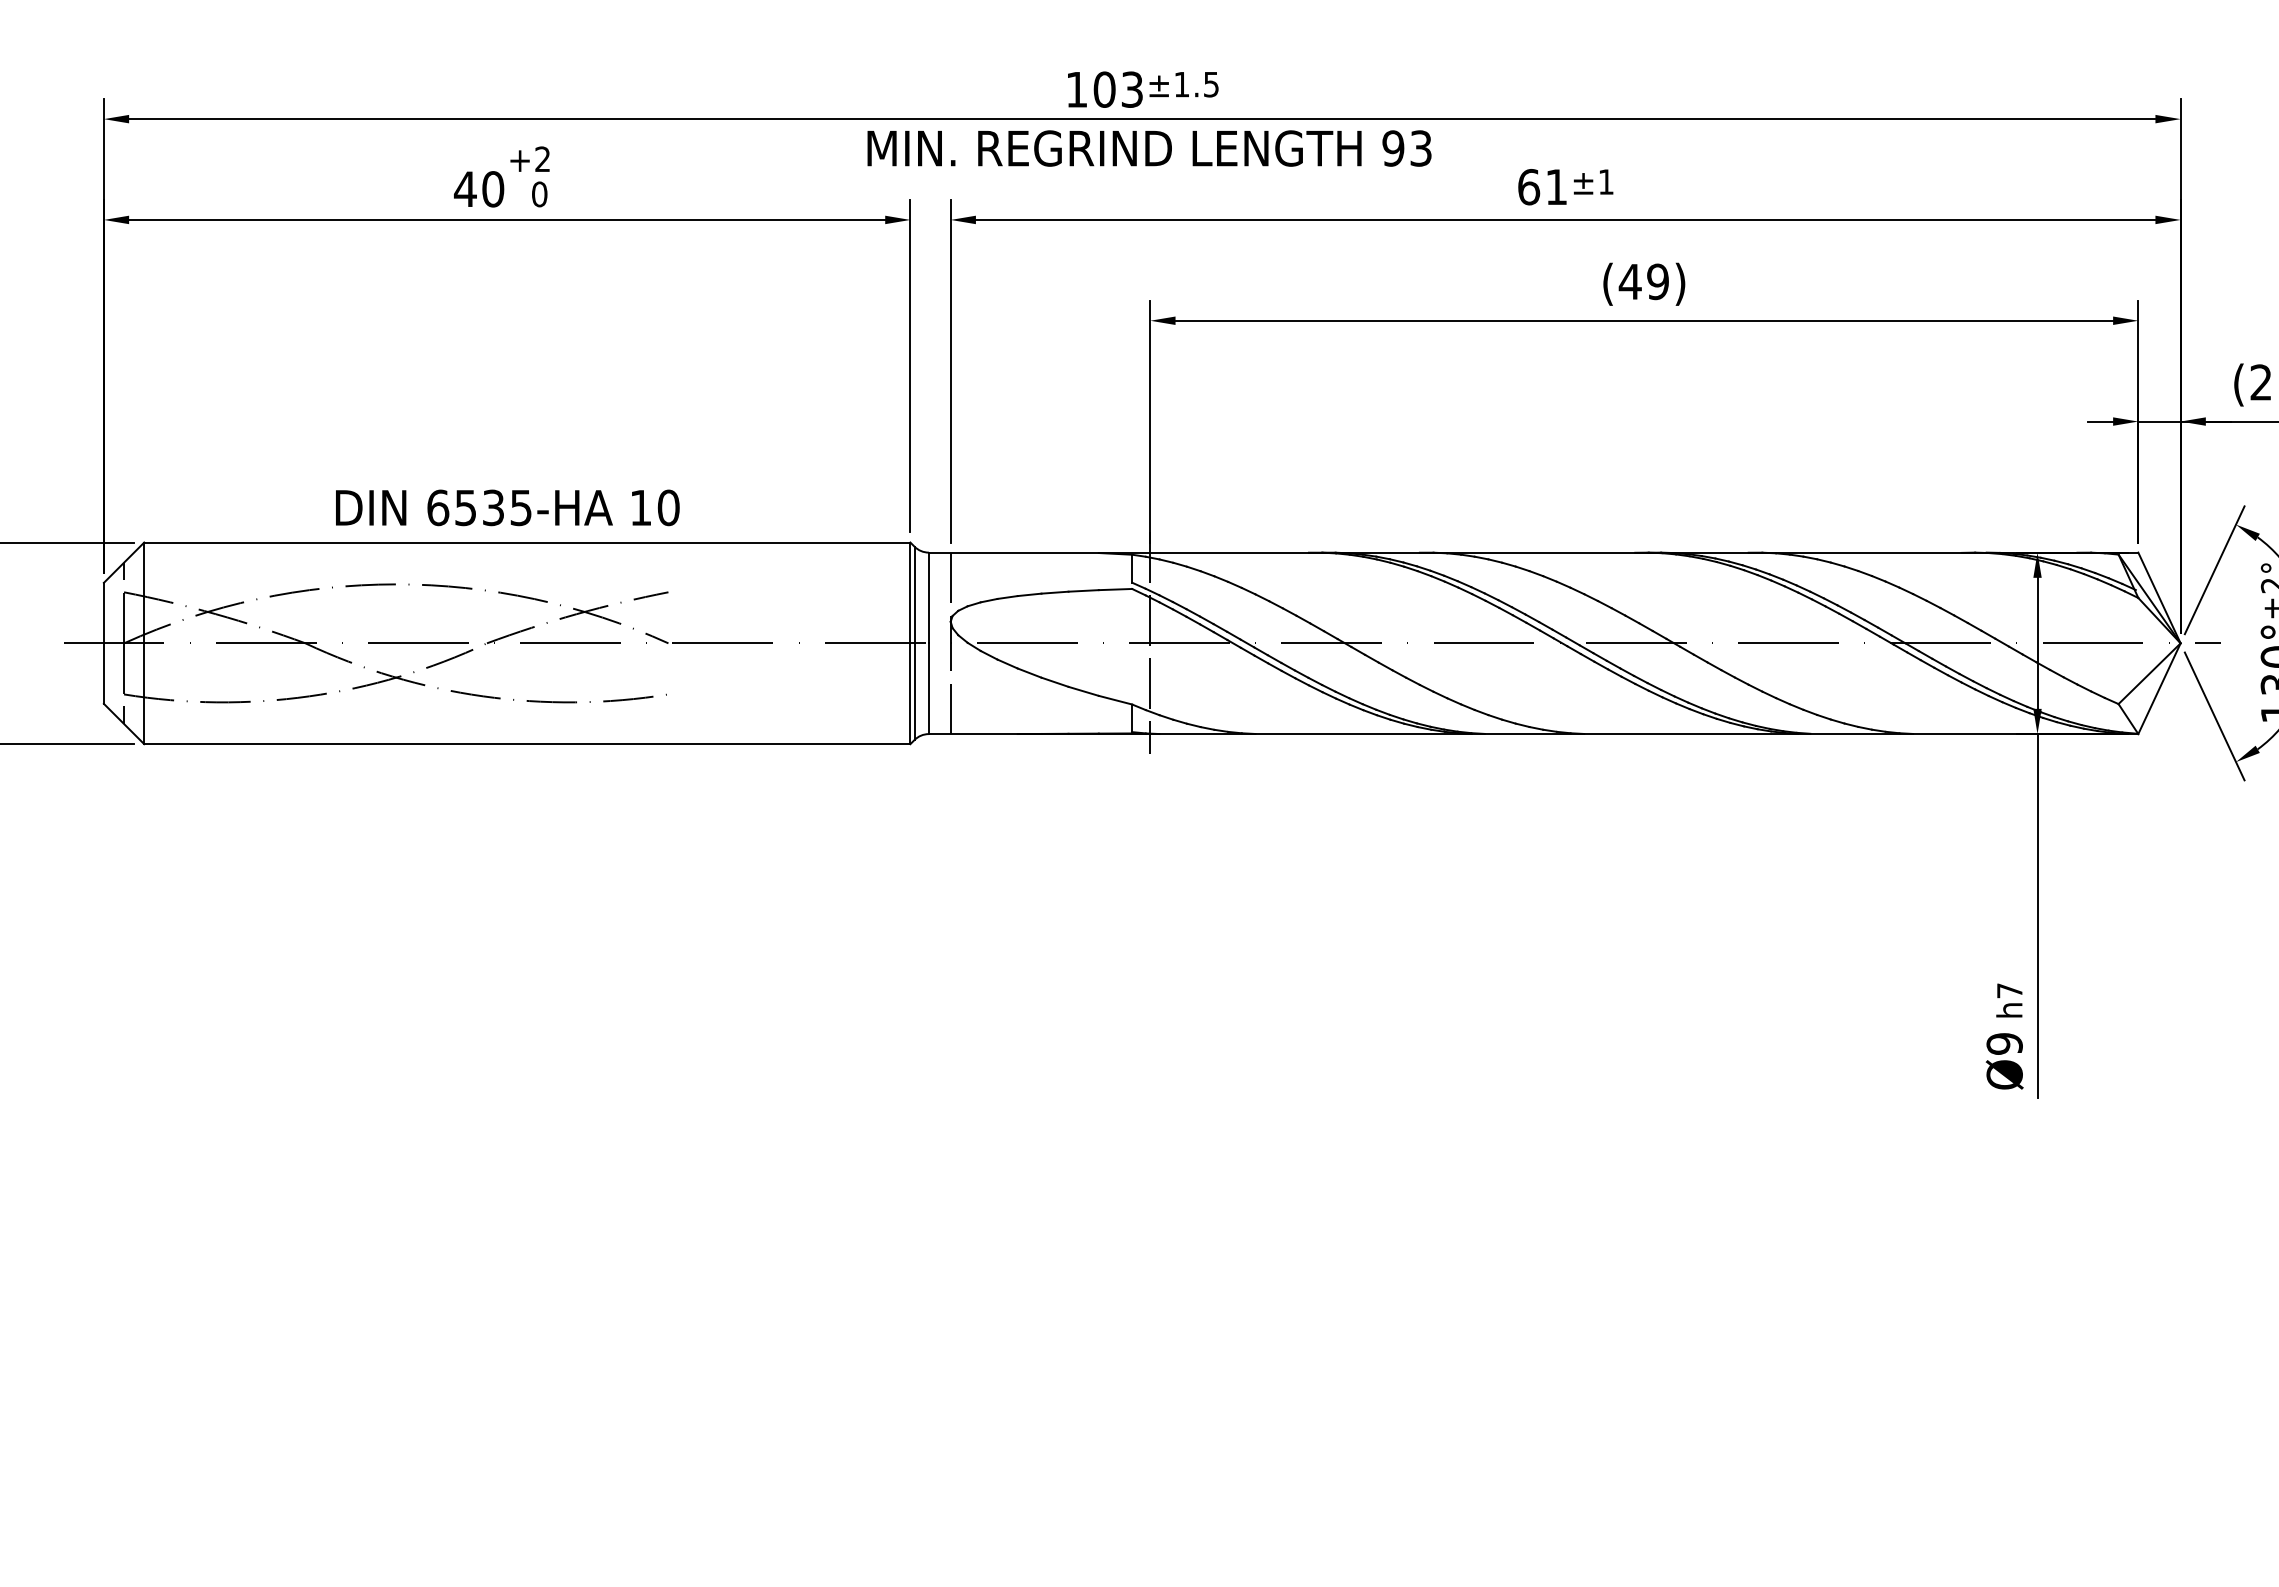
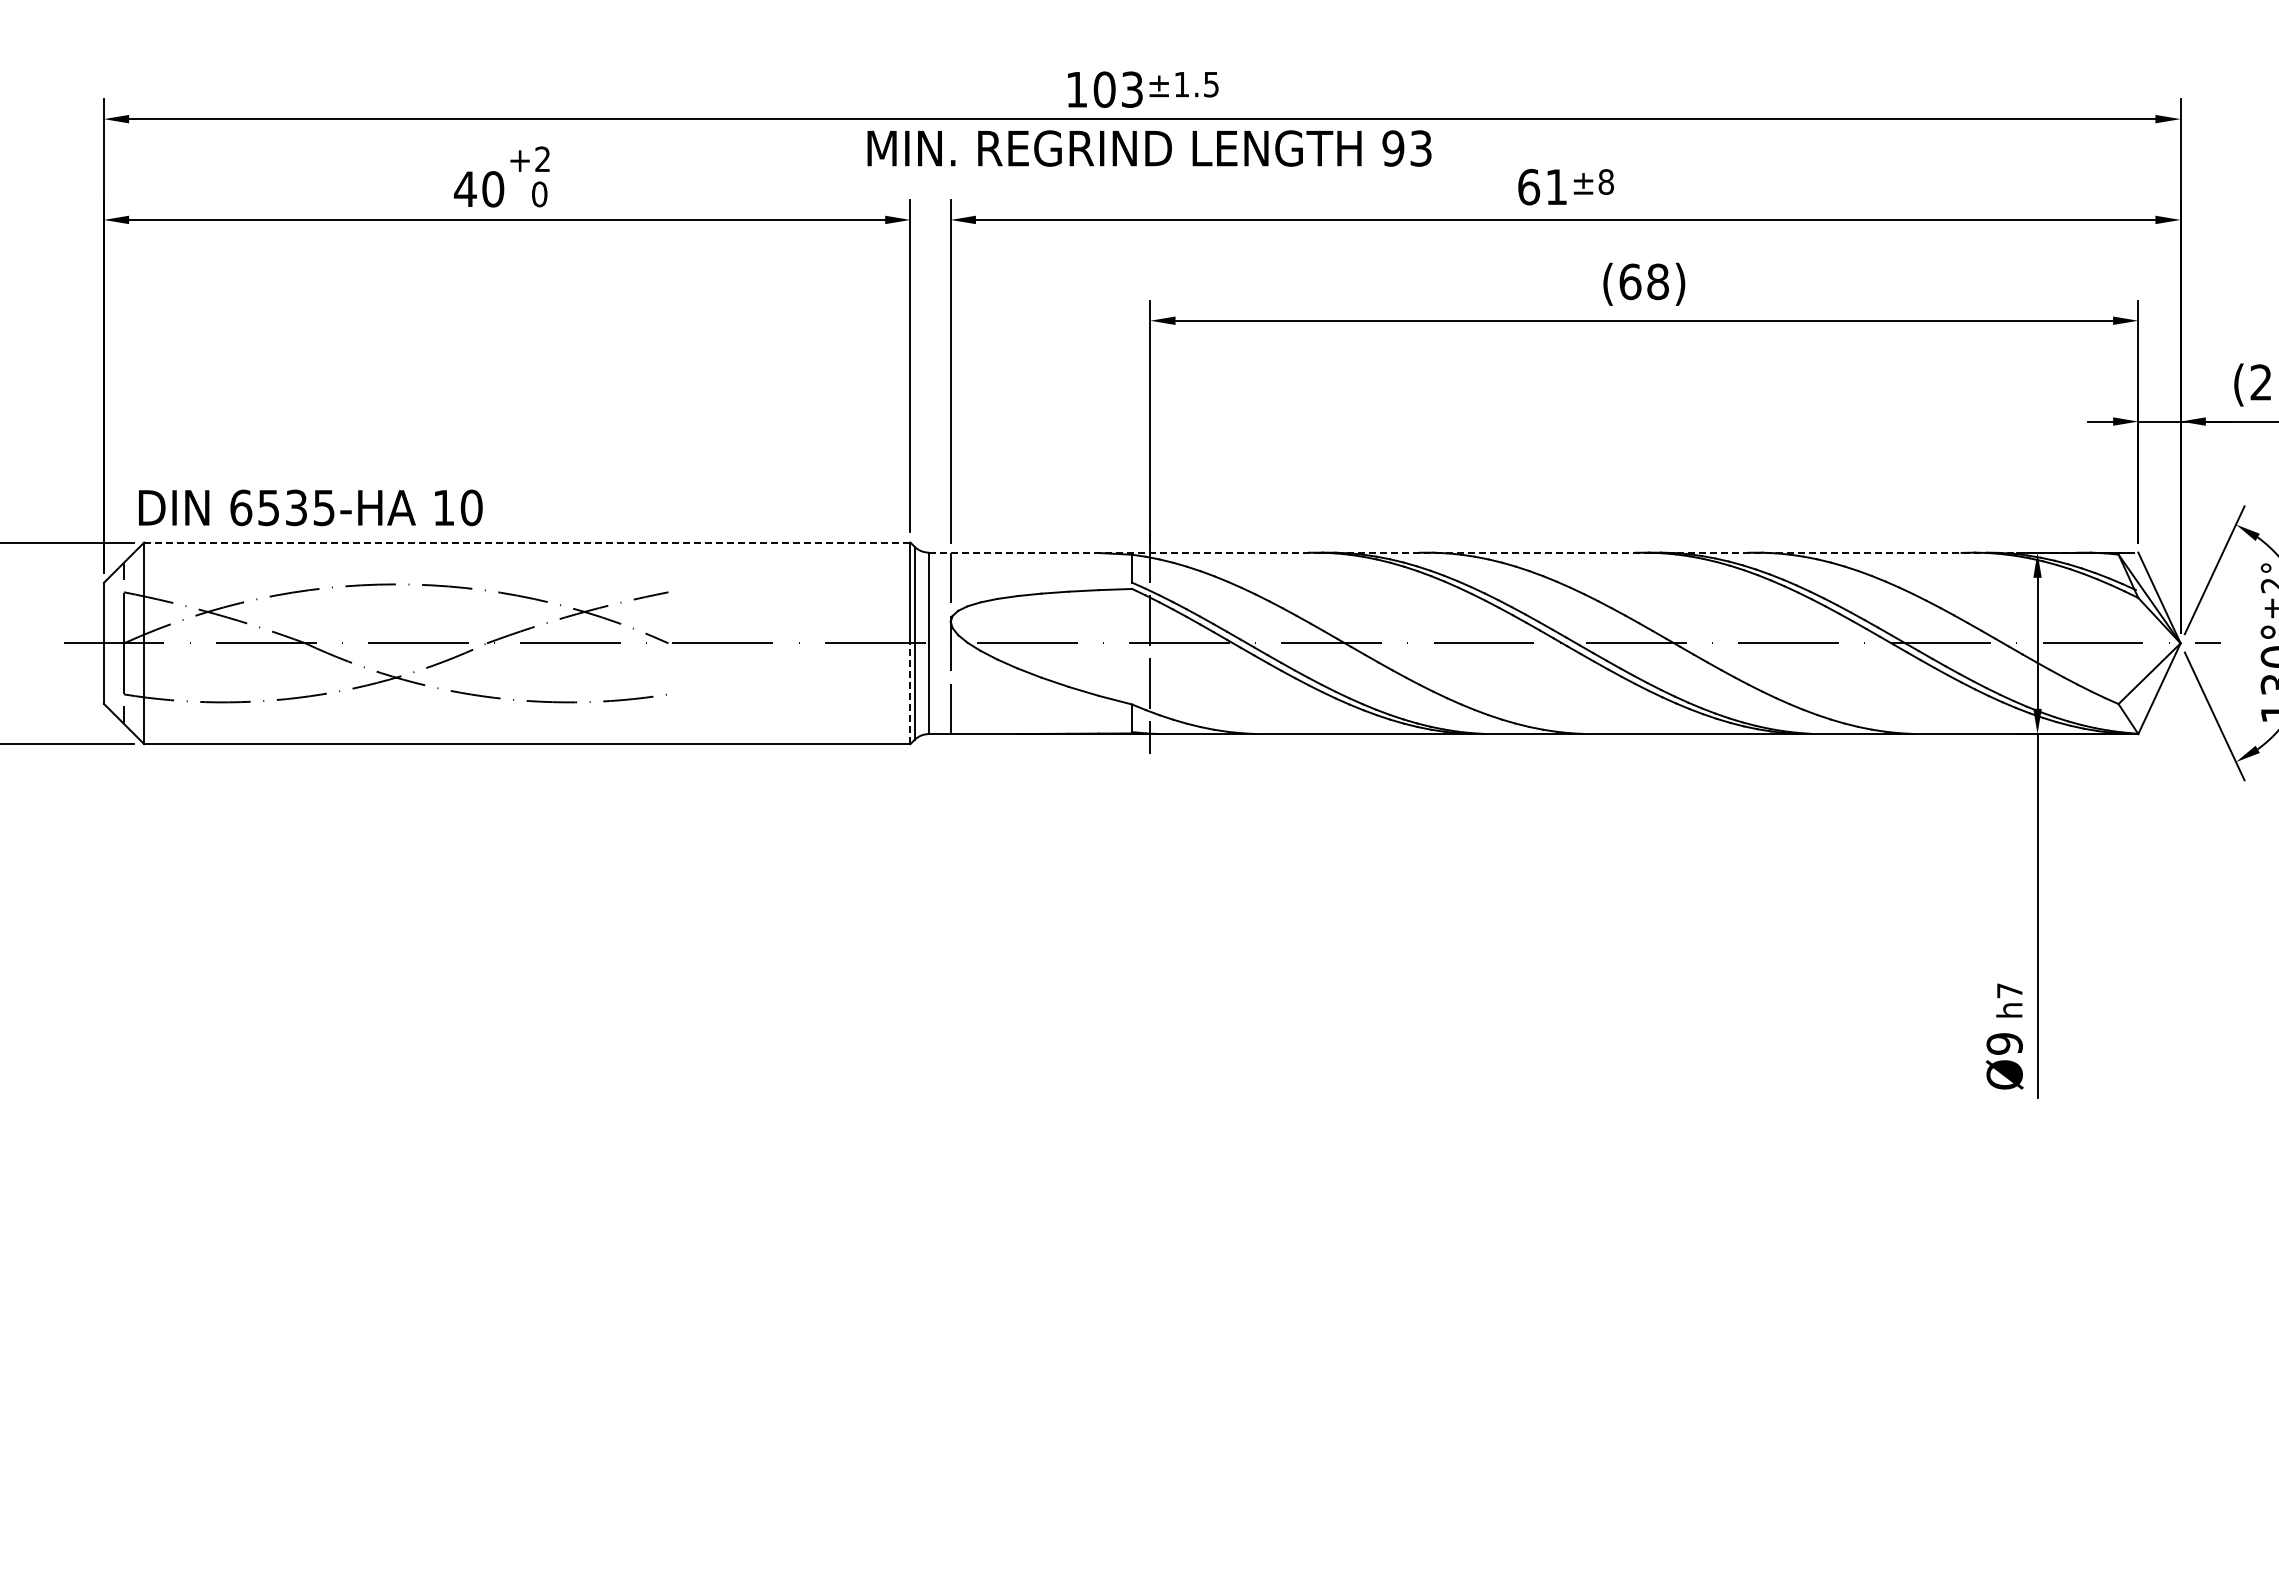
text: ±1 -> ±8 (1605, 181)
text: (49) -> (68) (1643, 281)
text position: (507, 507) -> (310, 507) (310, 507)
line: solid -> dashed (527, 542)
line: solid -> dashed (1533, 552)
line: solid -> dashed (910, 693)
